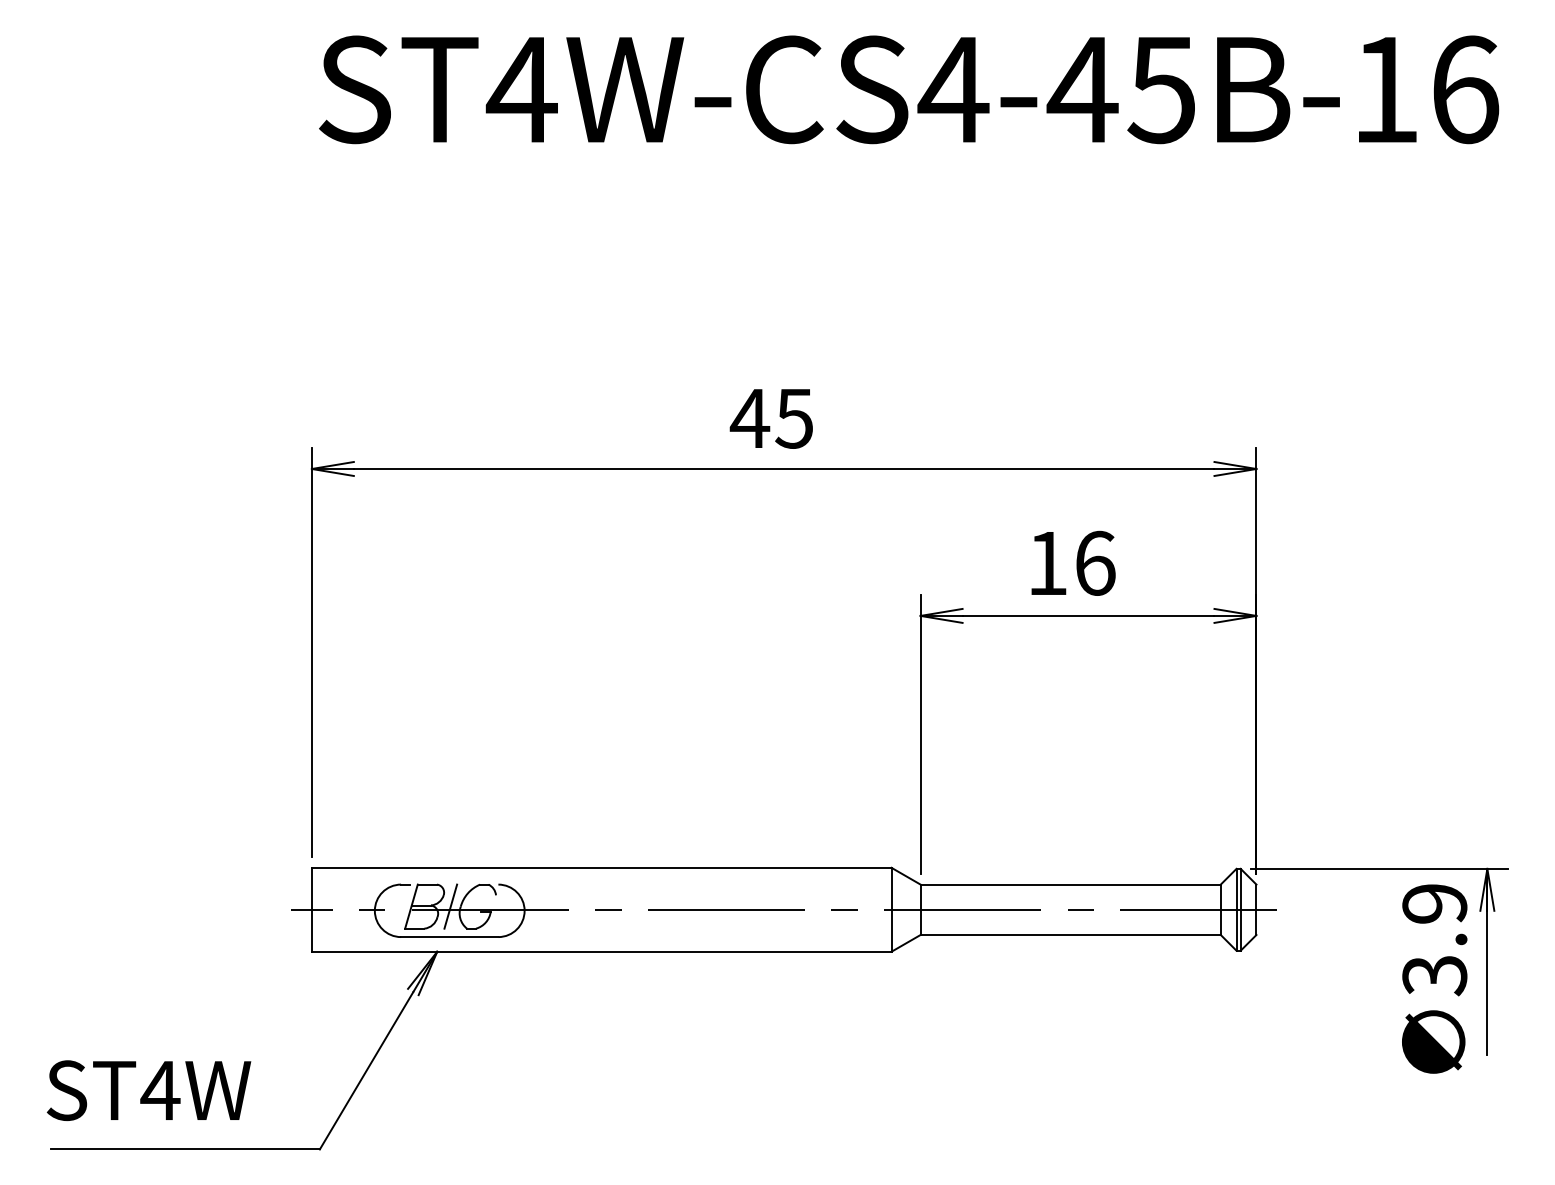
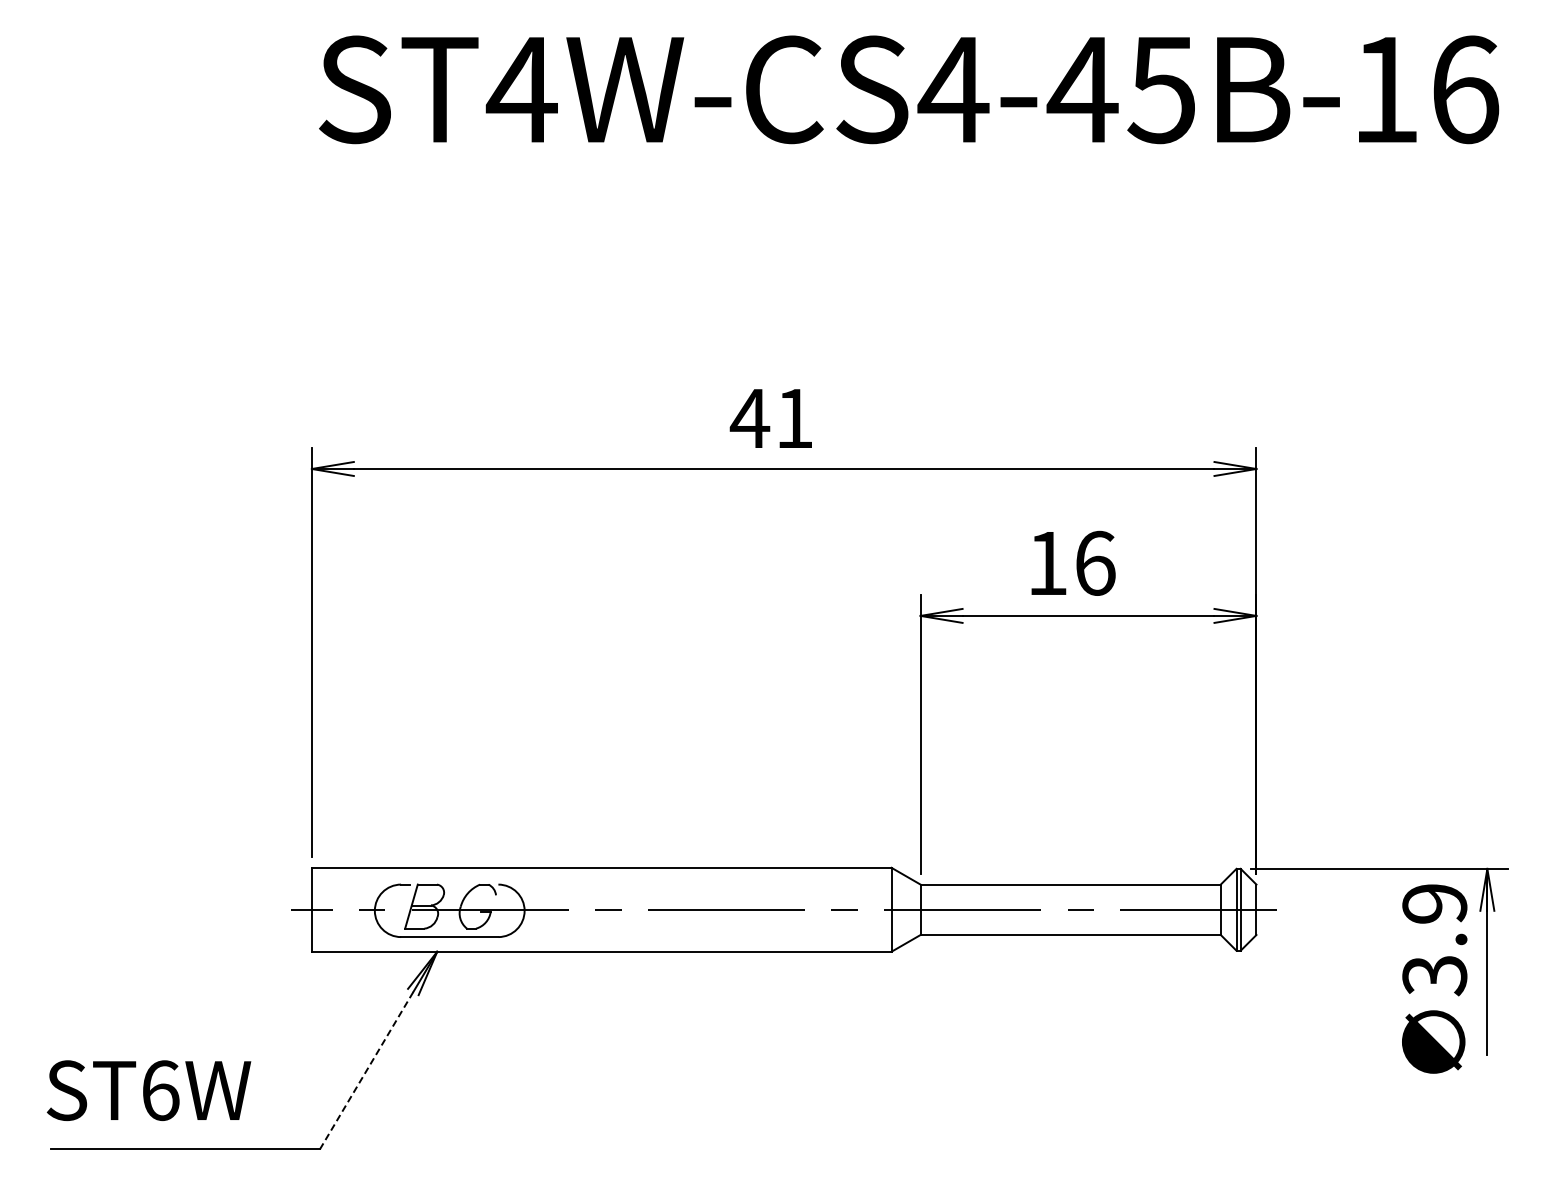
text: 45 -> 41 (793, 418)
line: present -> none (450, 906)
line: solid -> dashed (366, 1070)
text: ST4W -> ST6W (160, 1090)
